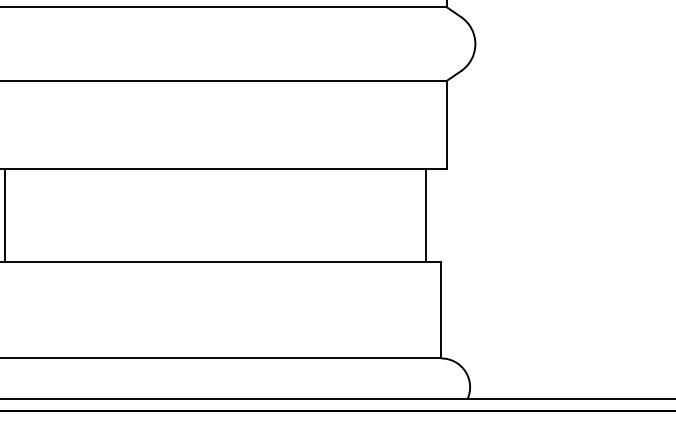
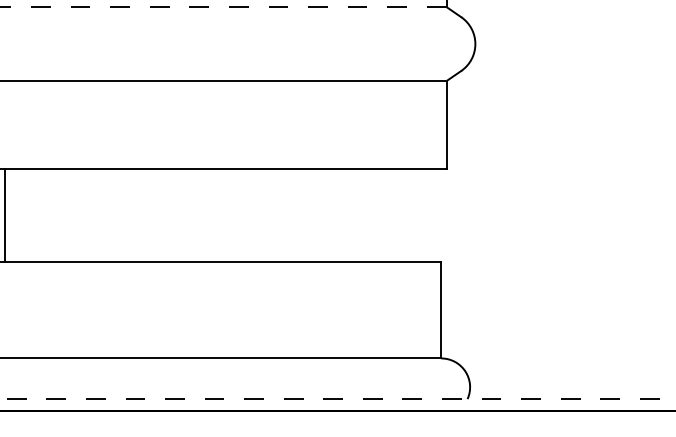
line: solid -> dashed (223, 7)
line: present -> none (425, 215)
line: solid -> dashed (337, 399)
